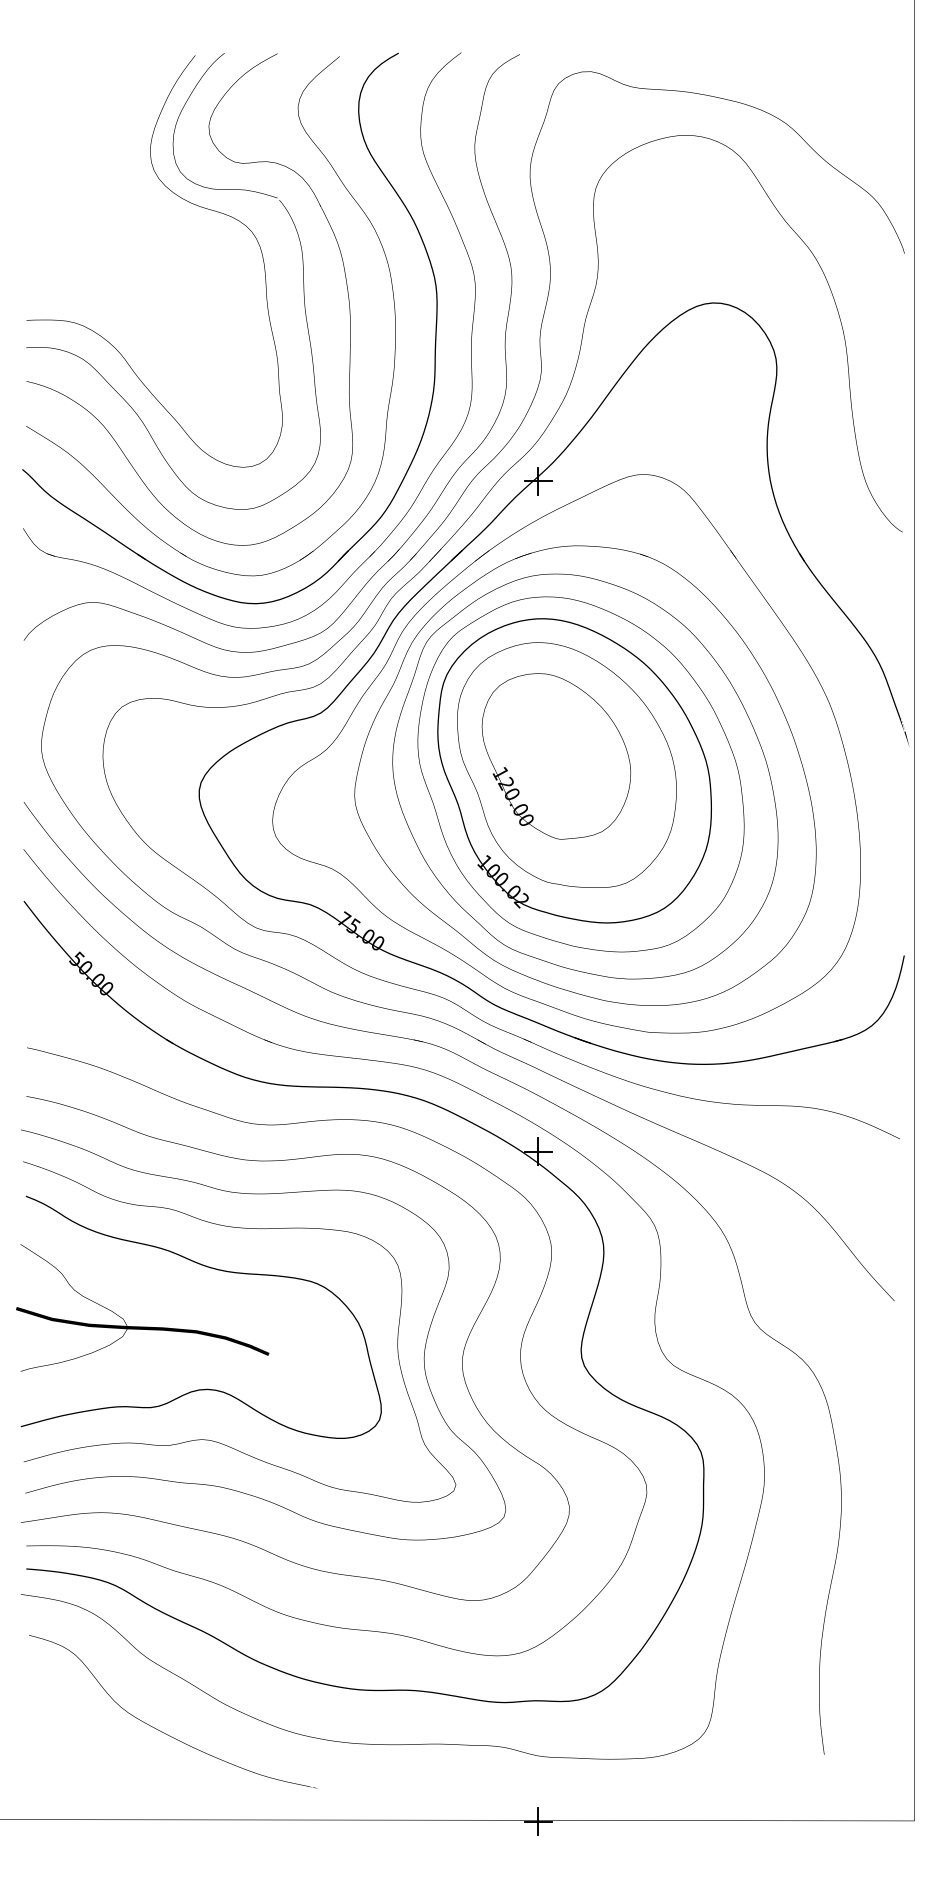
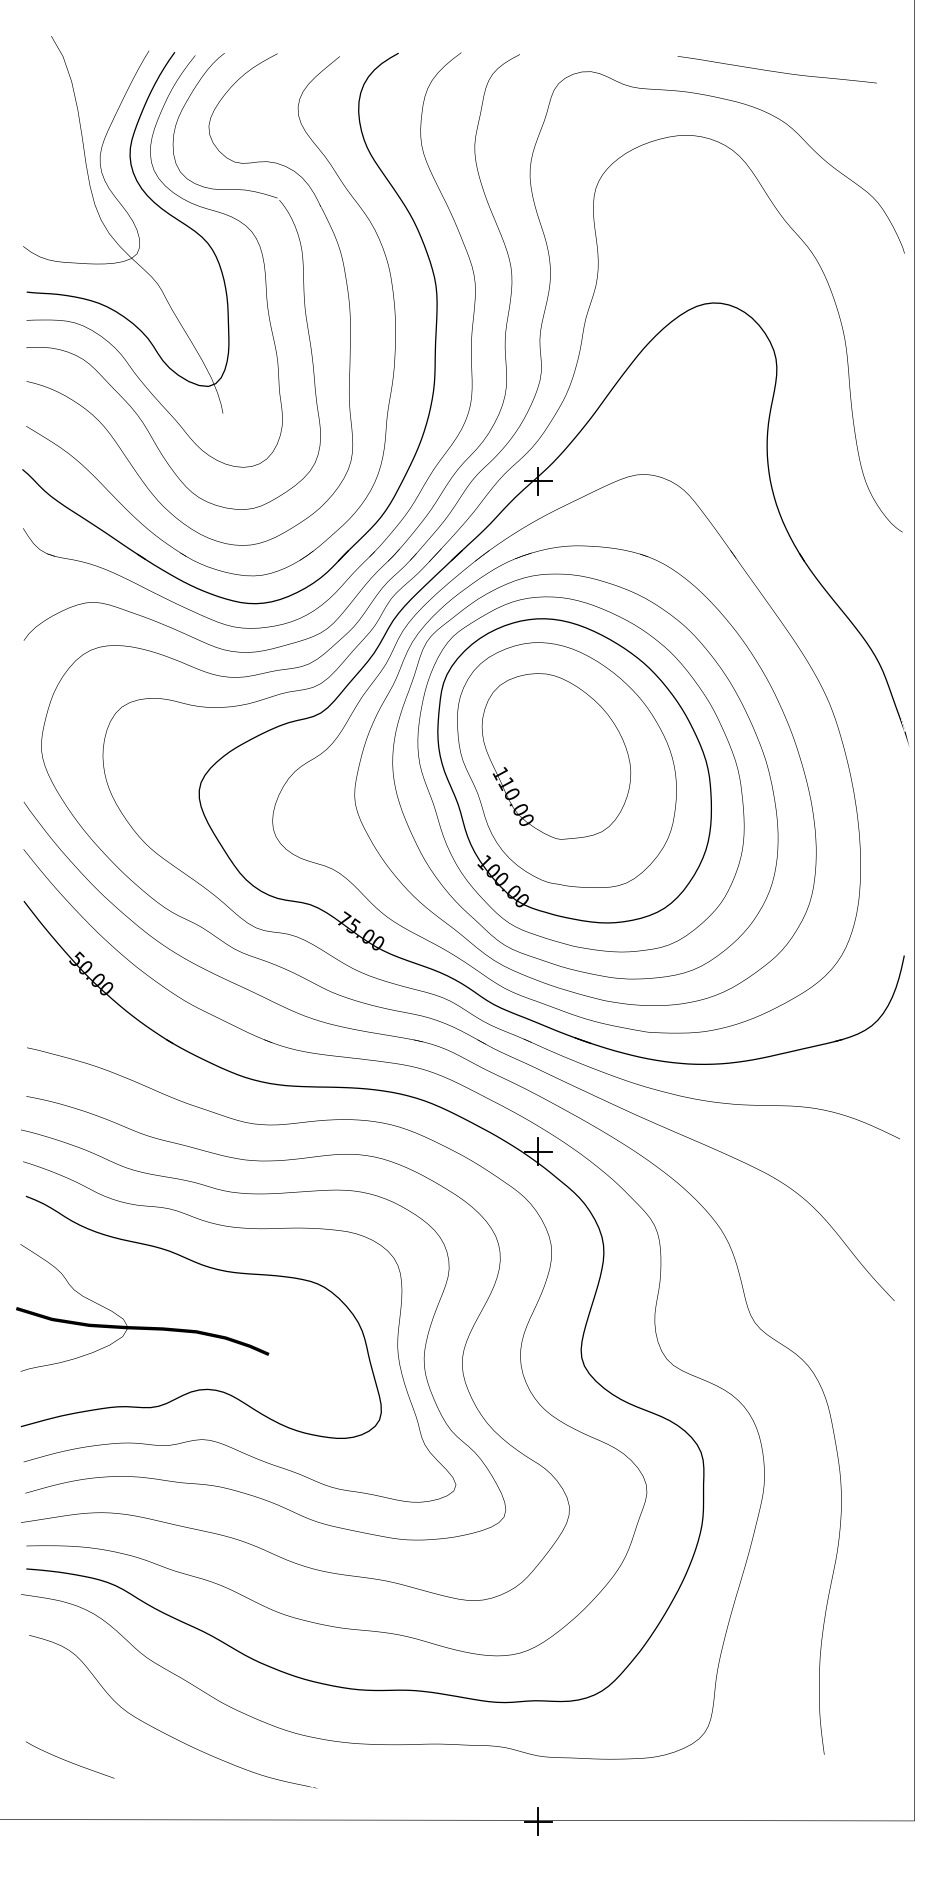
curve: none -> present (776, 71)
part: none -> present (132, 221)
text: 120.00 -> 110.00 (505, 783)
text: 100.02 -> 100.00 (520, 900)
curve: none -> present (69, 1761)
